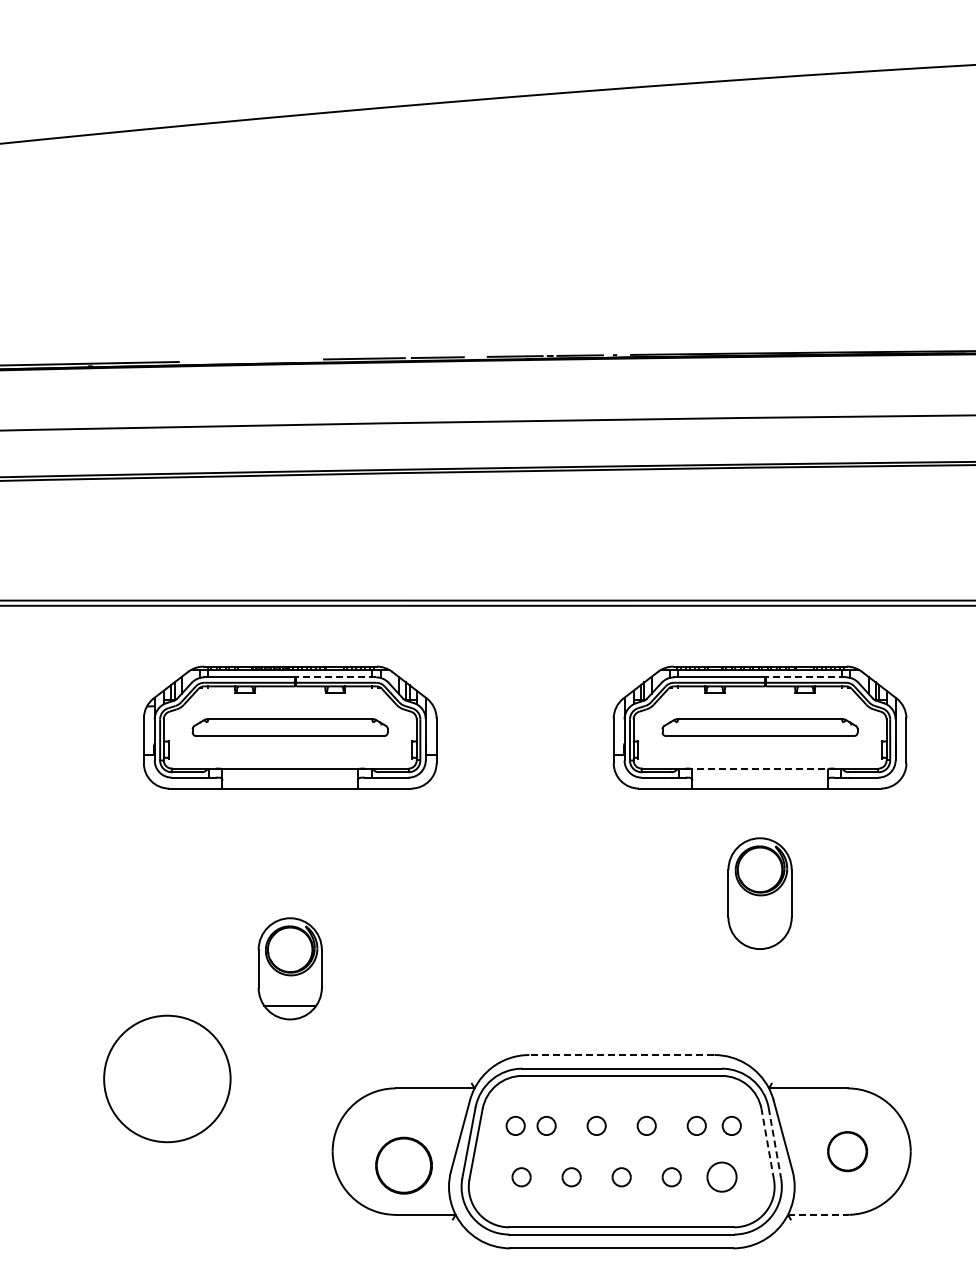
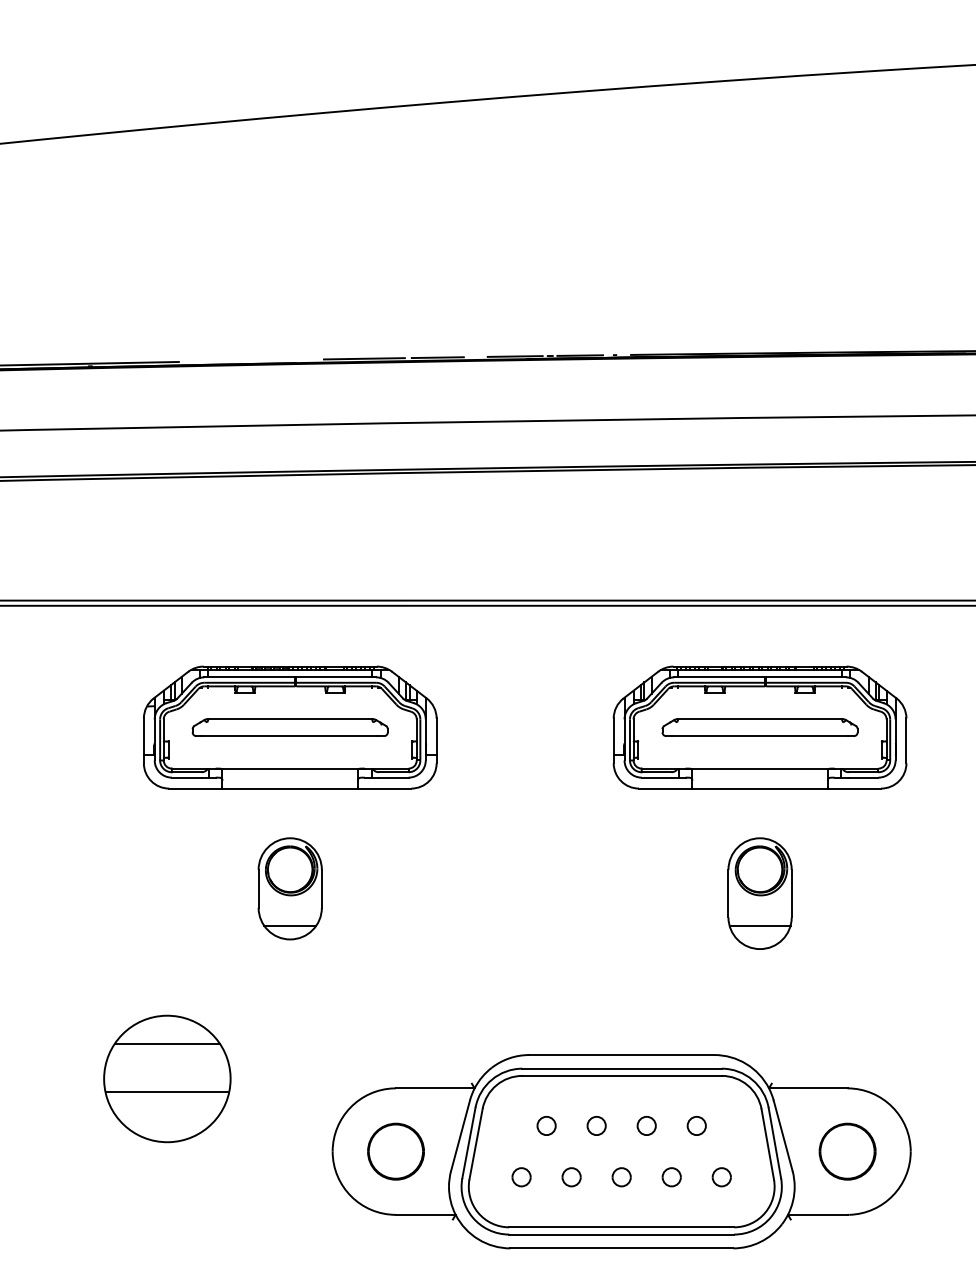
line: dashed -> solid (336, 677)
line: dashed -> solid (806, 677)
line: dashed -> solid (760, 768)
line: none -> present (759, 925)
part position: (289, 968) -> (289, 888) (289, 888)
line: none -> present (166, 1043)
line: dashed -> solid (621, 1055)
line: none -> present (167, 1092)
part: present -> none (515, 1125)
part: present -> none (731, 1125)
line: dashed -> solid (774, 1143)
line: dashed -> solid (767, 1144)
part size: 42x42 px -> 59x59 px (847, 1151)
part position: (403, 1165) -> (395, 1151) (395, 1151)
part size: 32x32 px -> 21x21 px (721, 1177)
line: dashed -> solid (817, 1214)
